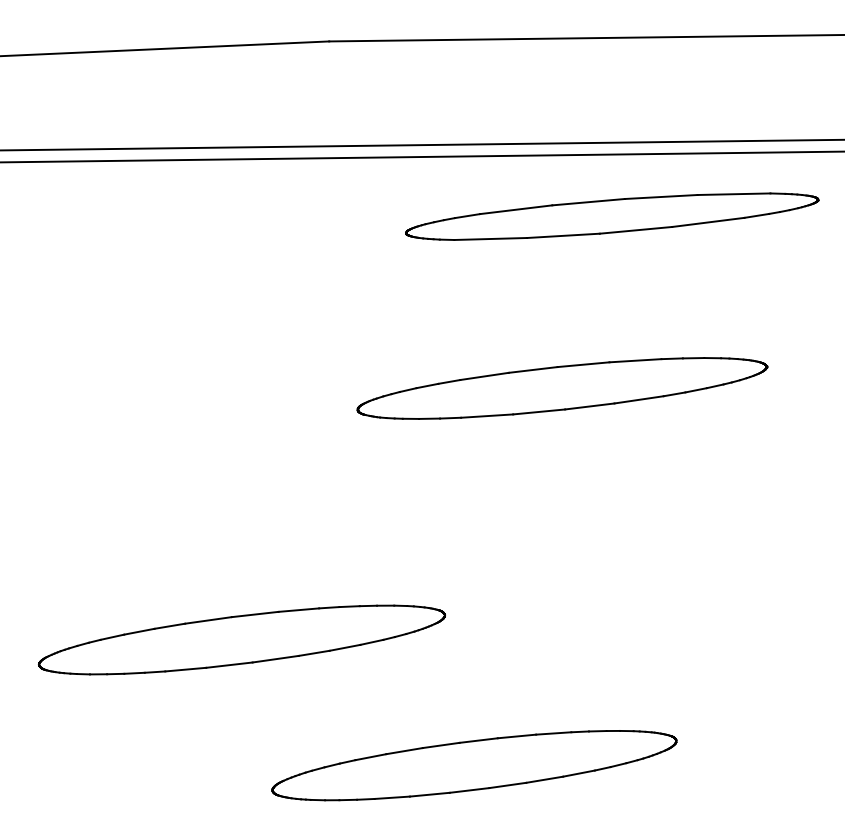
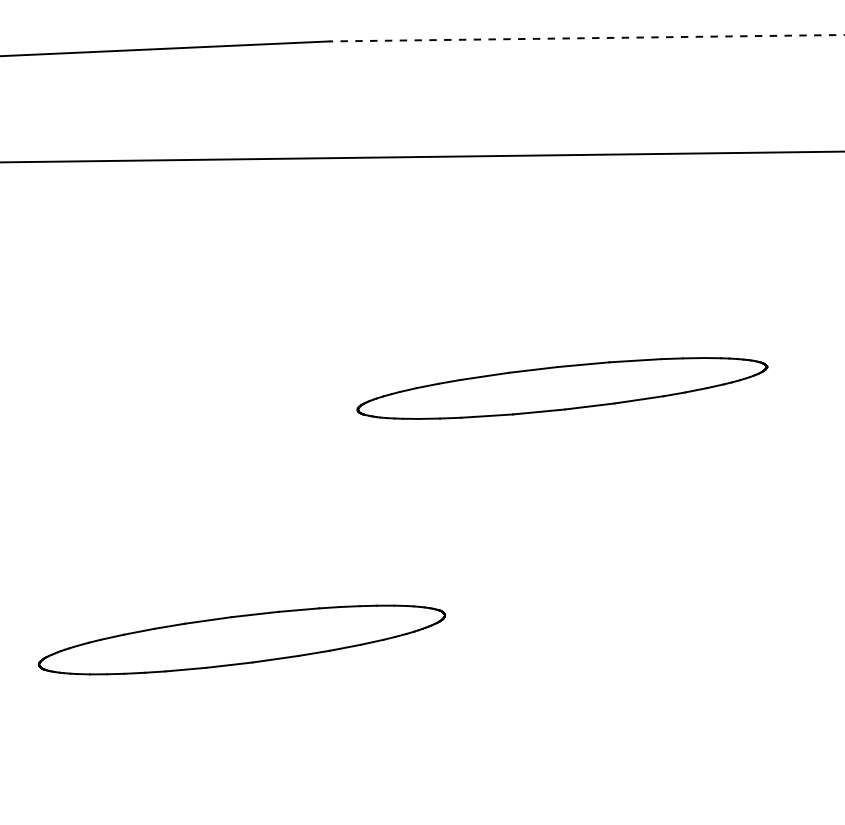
line: solid -> dashed (586, 38)
line: present -> none (421, 144)
part: present -> none (612, 216)
part: present -> none (474, 765)
